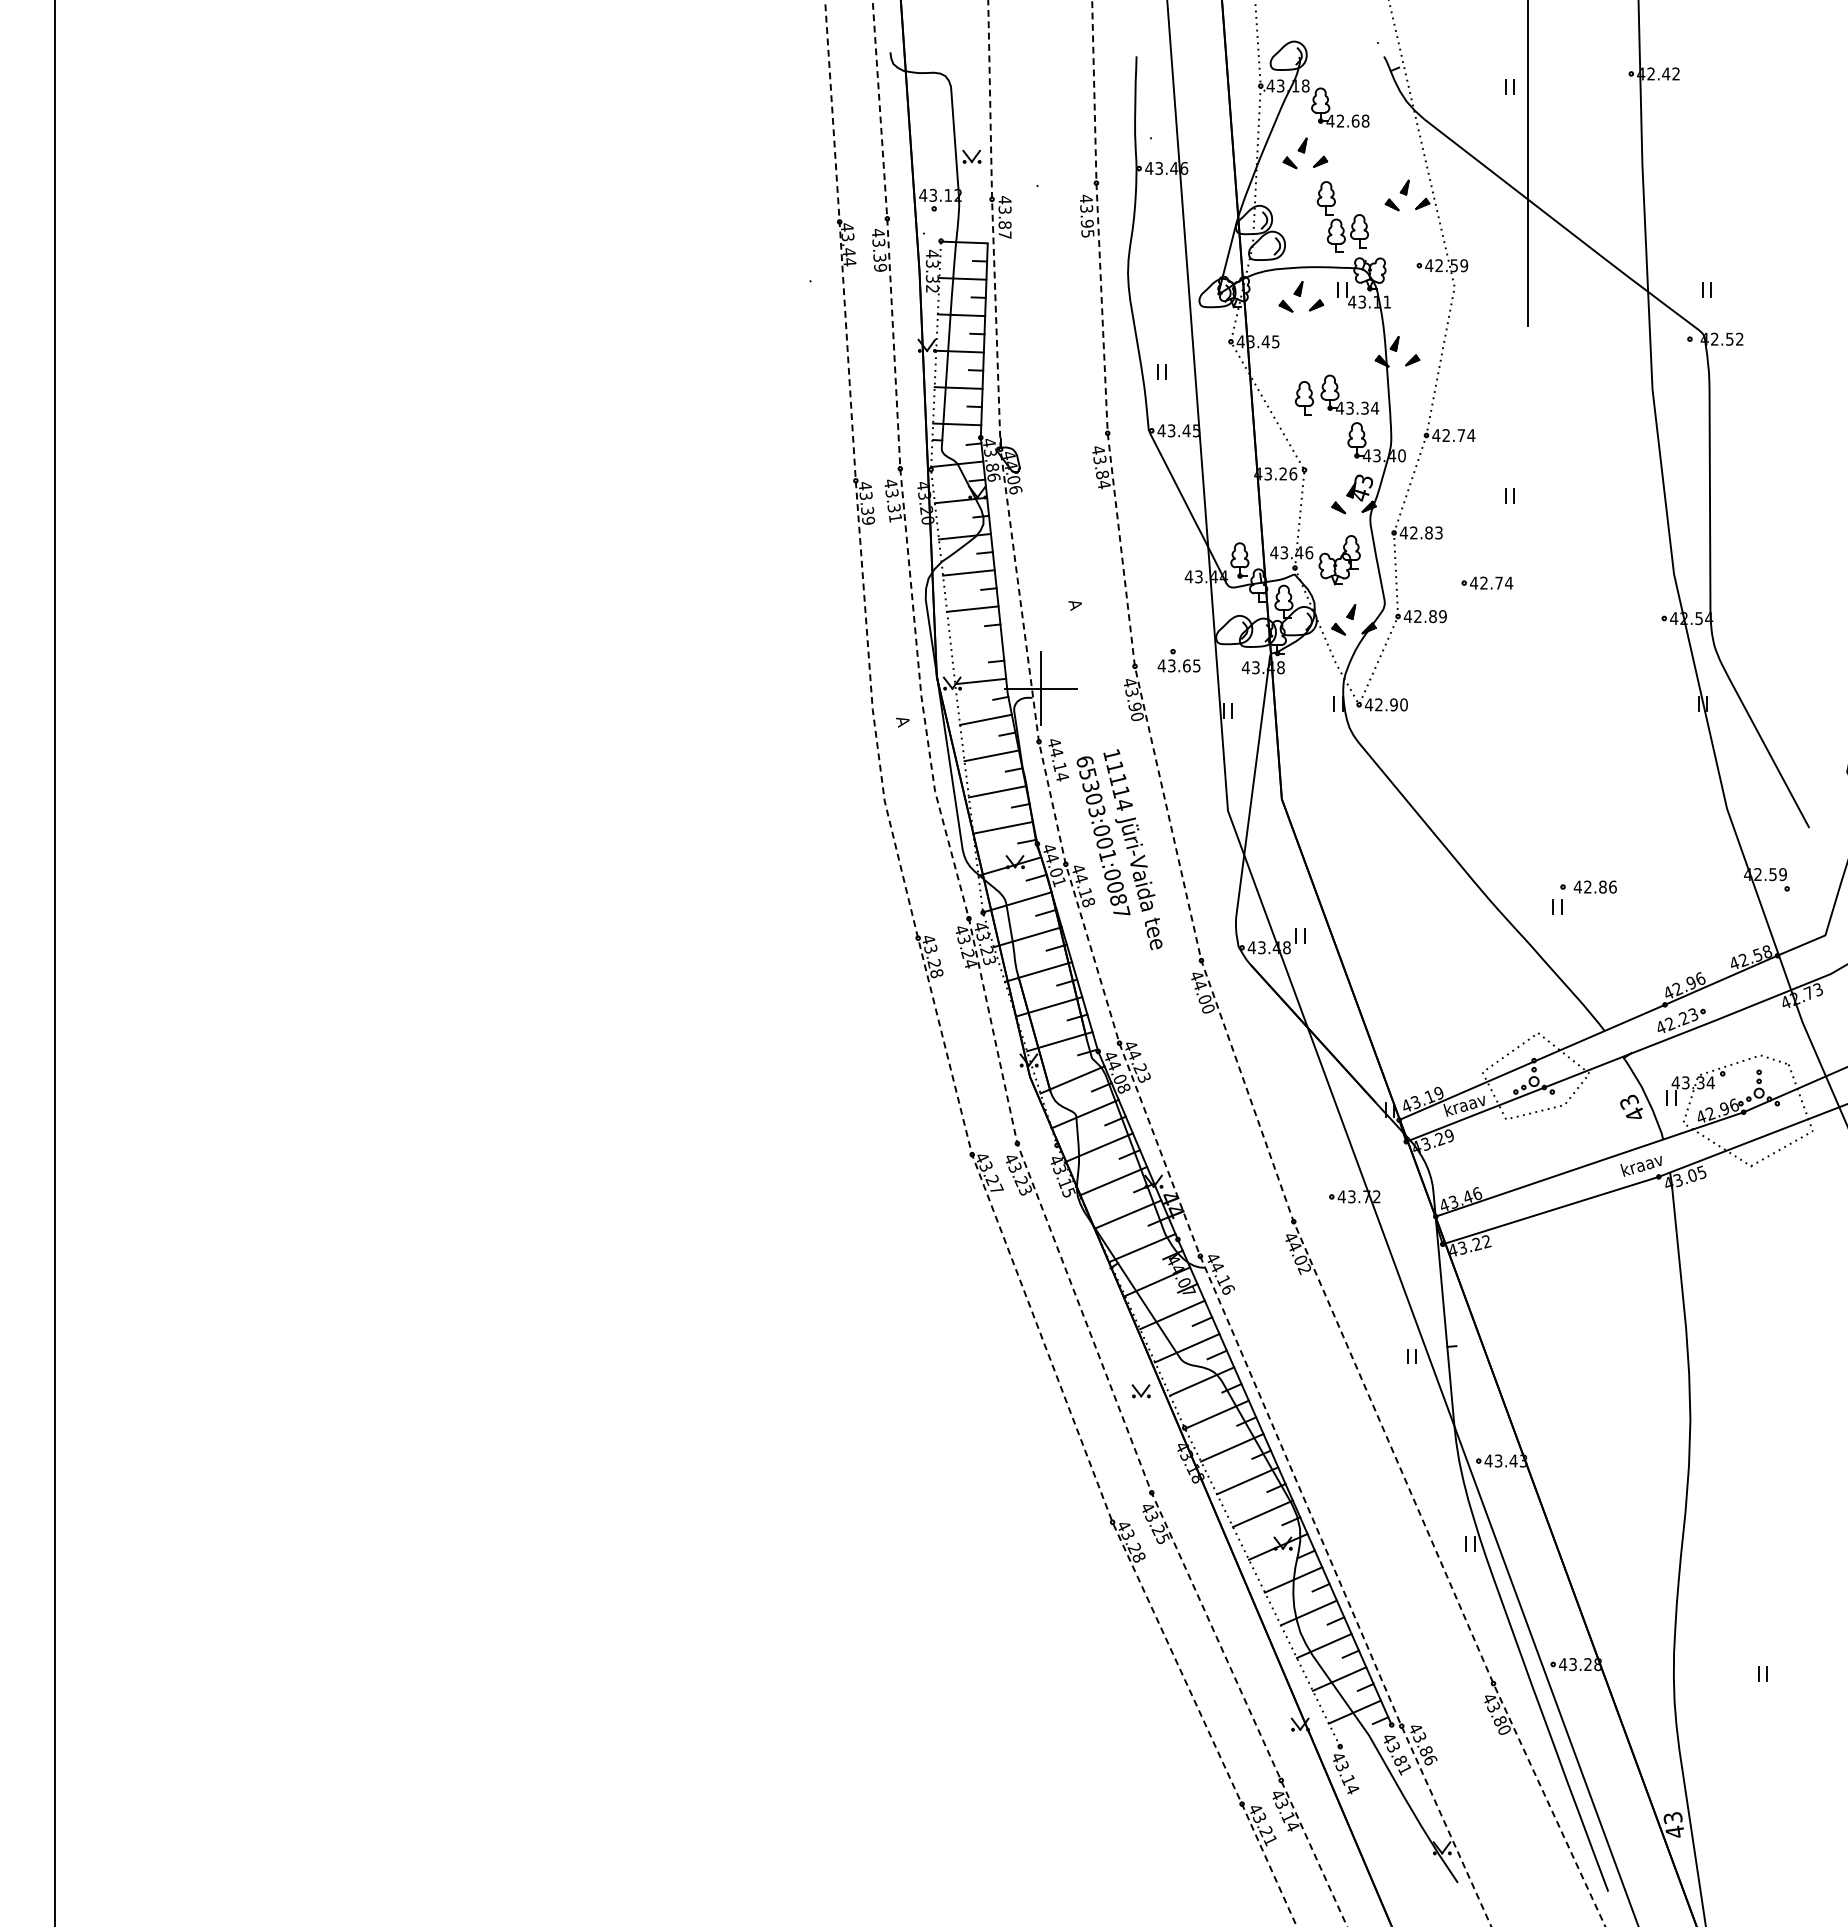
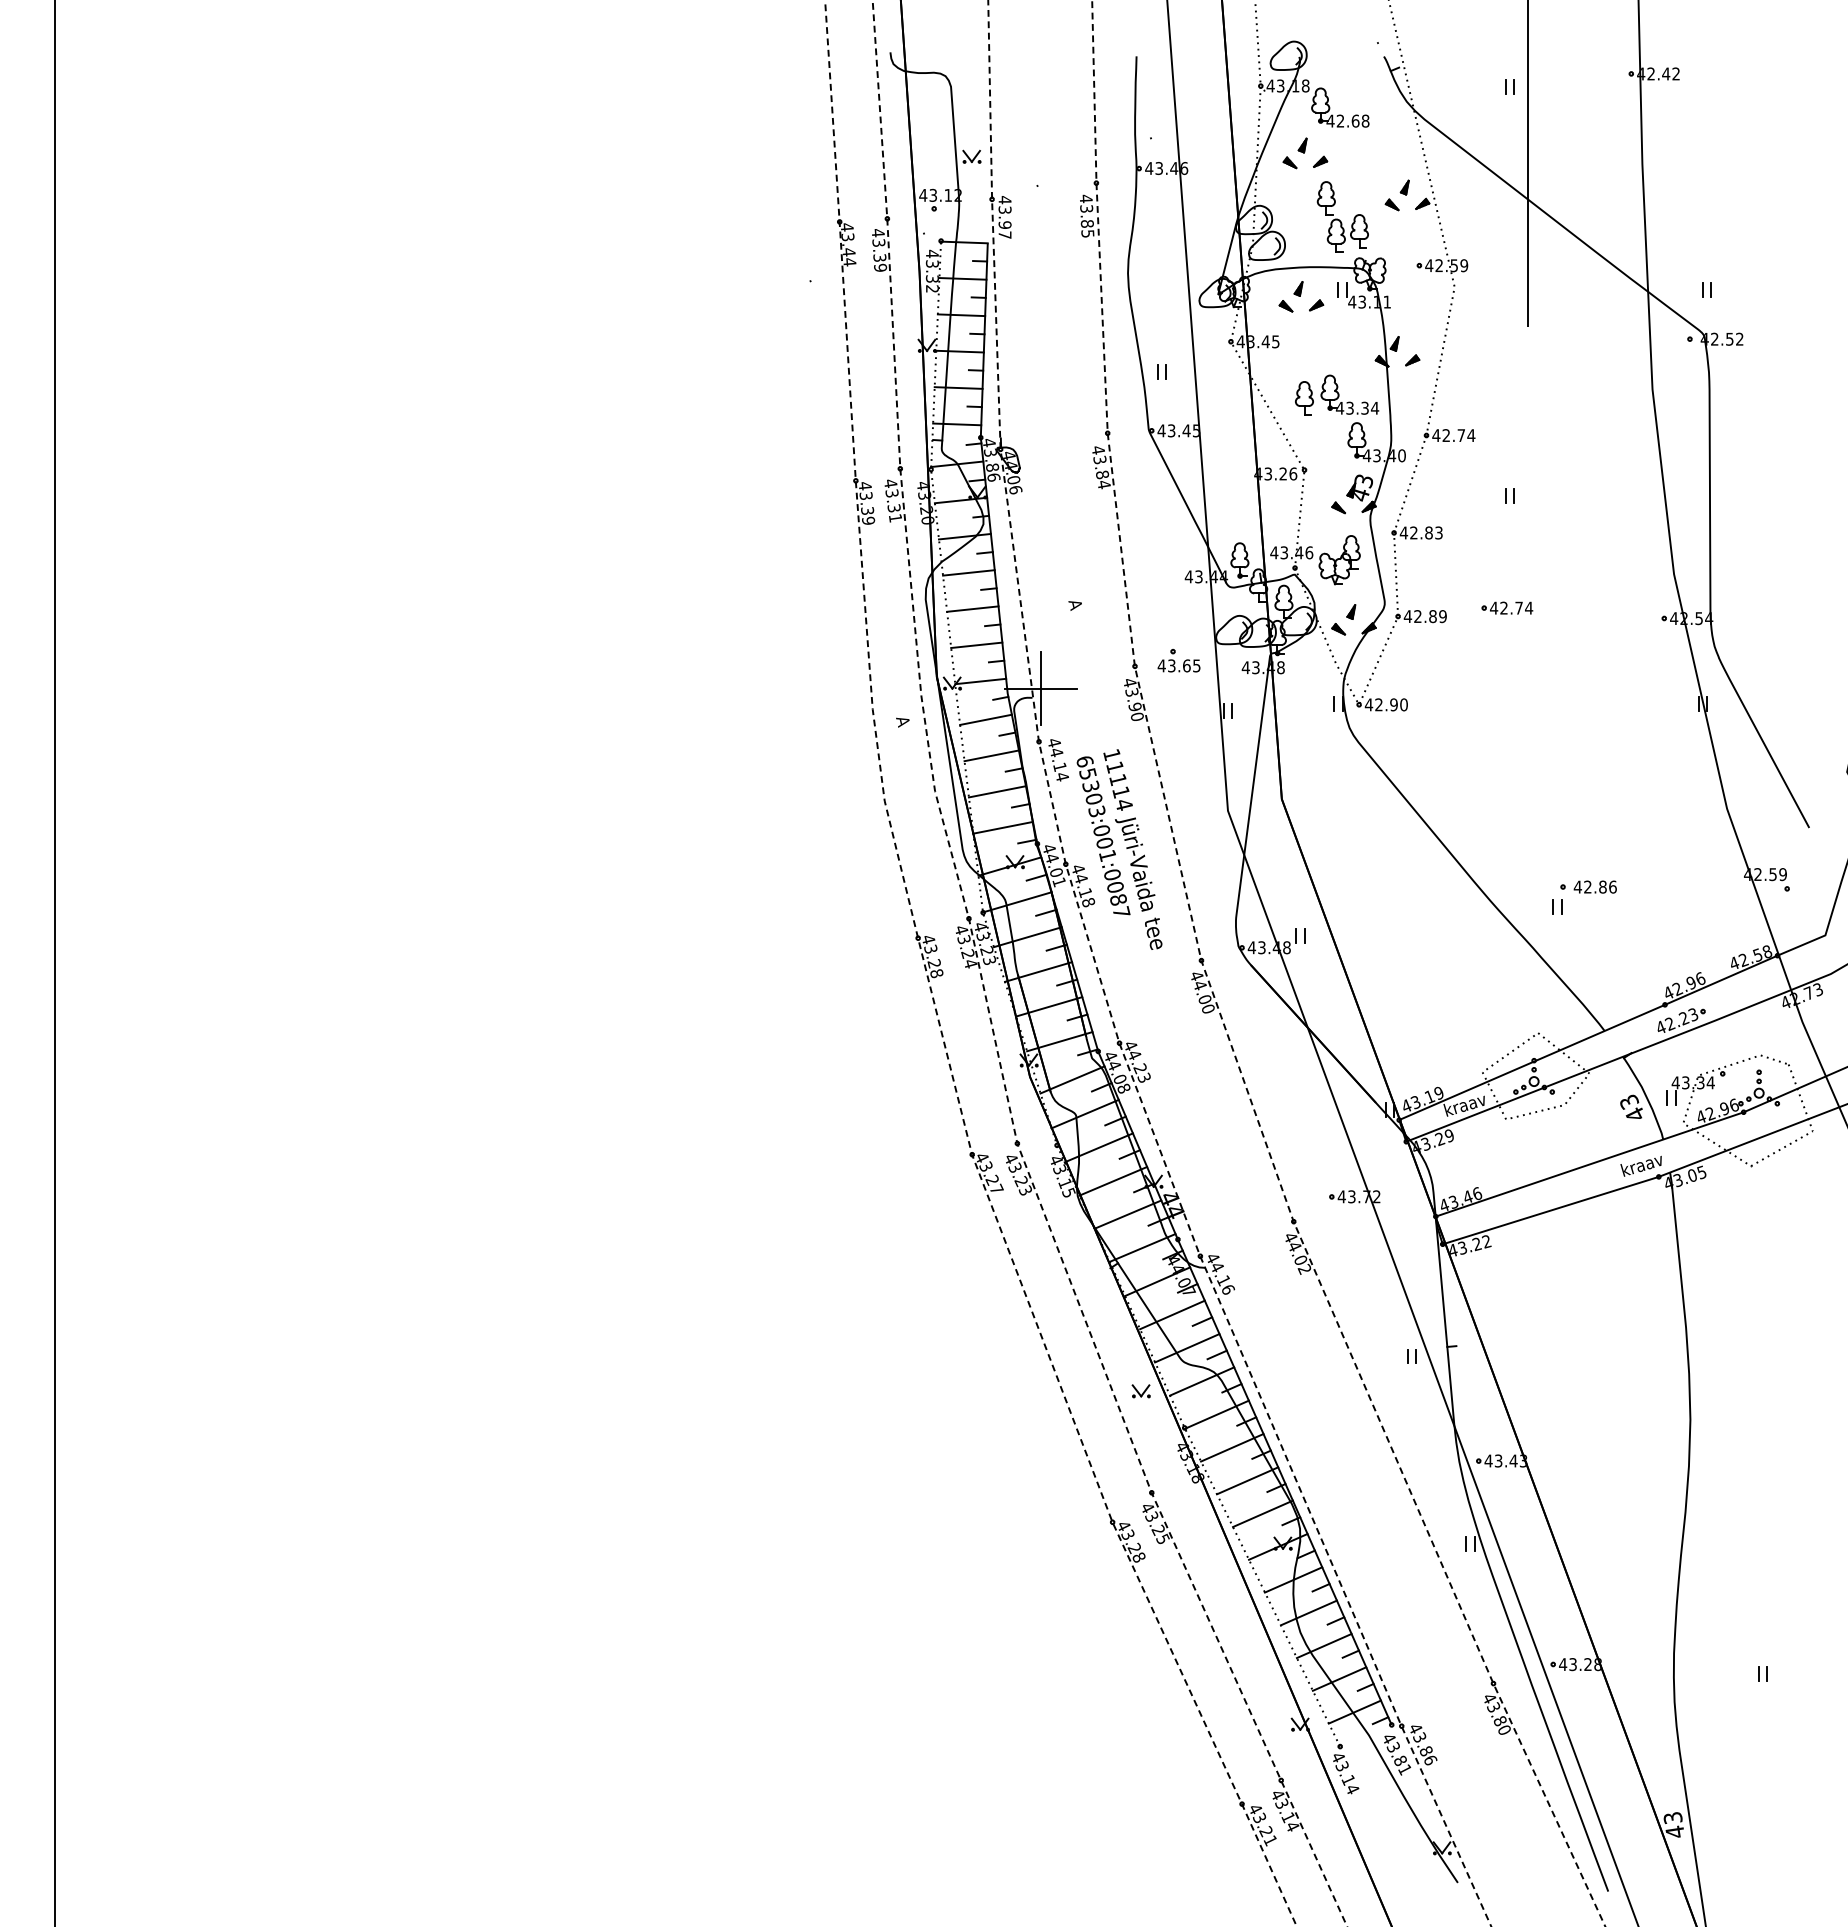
text: 43.95 -> 43.85 (1086, 223)
text: 43.87 -> 43.97 (1004, 224)
part position: (1487, 582) -> (1507, 607) (1507, 607)
line: none -> present (976, 645)
